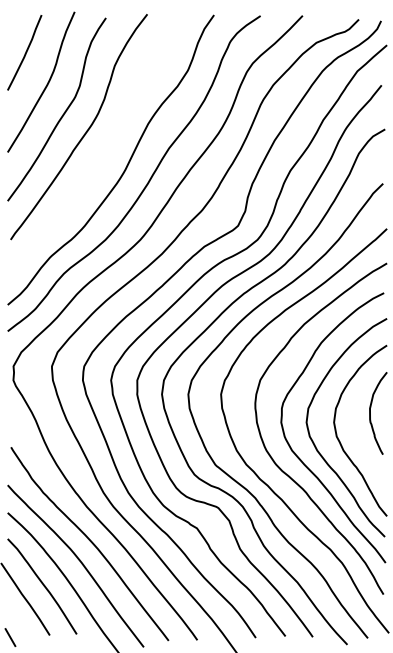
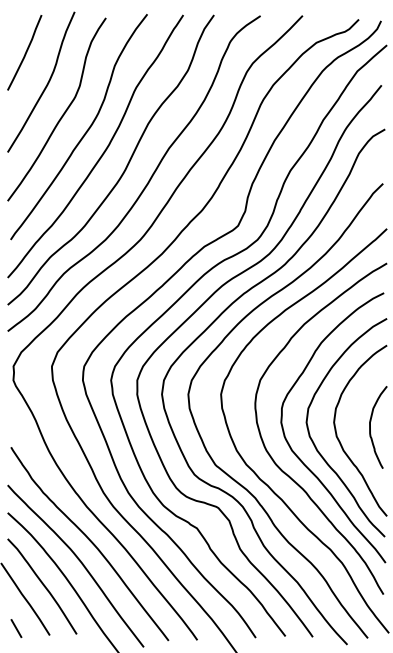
curve: none -> present (103, 151)
curve position: (370, 413) -> (370, 427) (370, 427)
line position: (10, 637) -> (16, 628) (16, 628)
